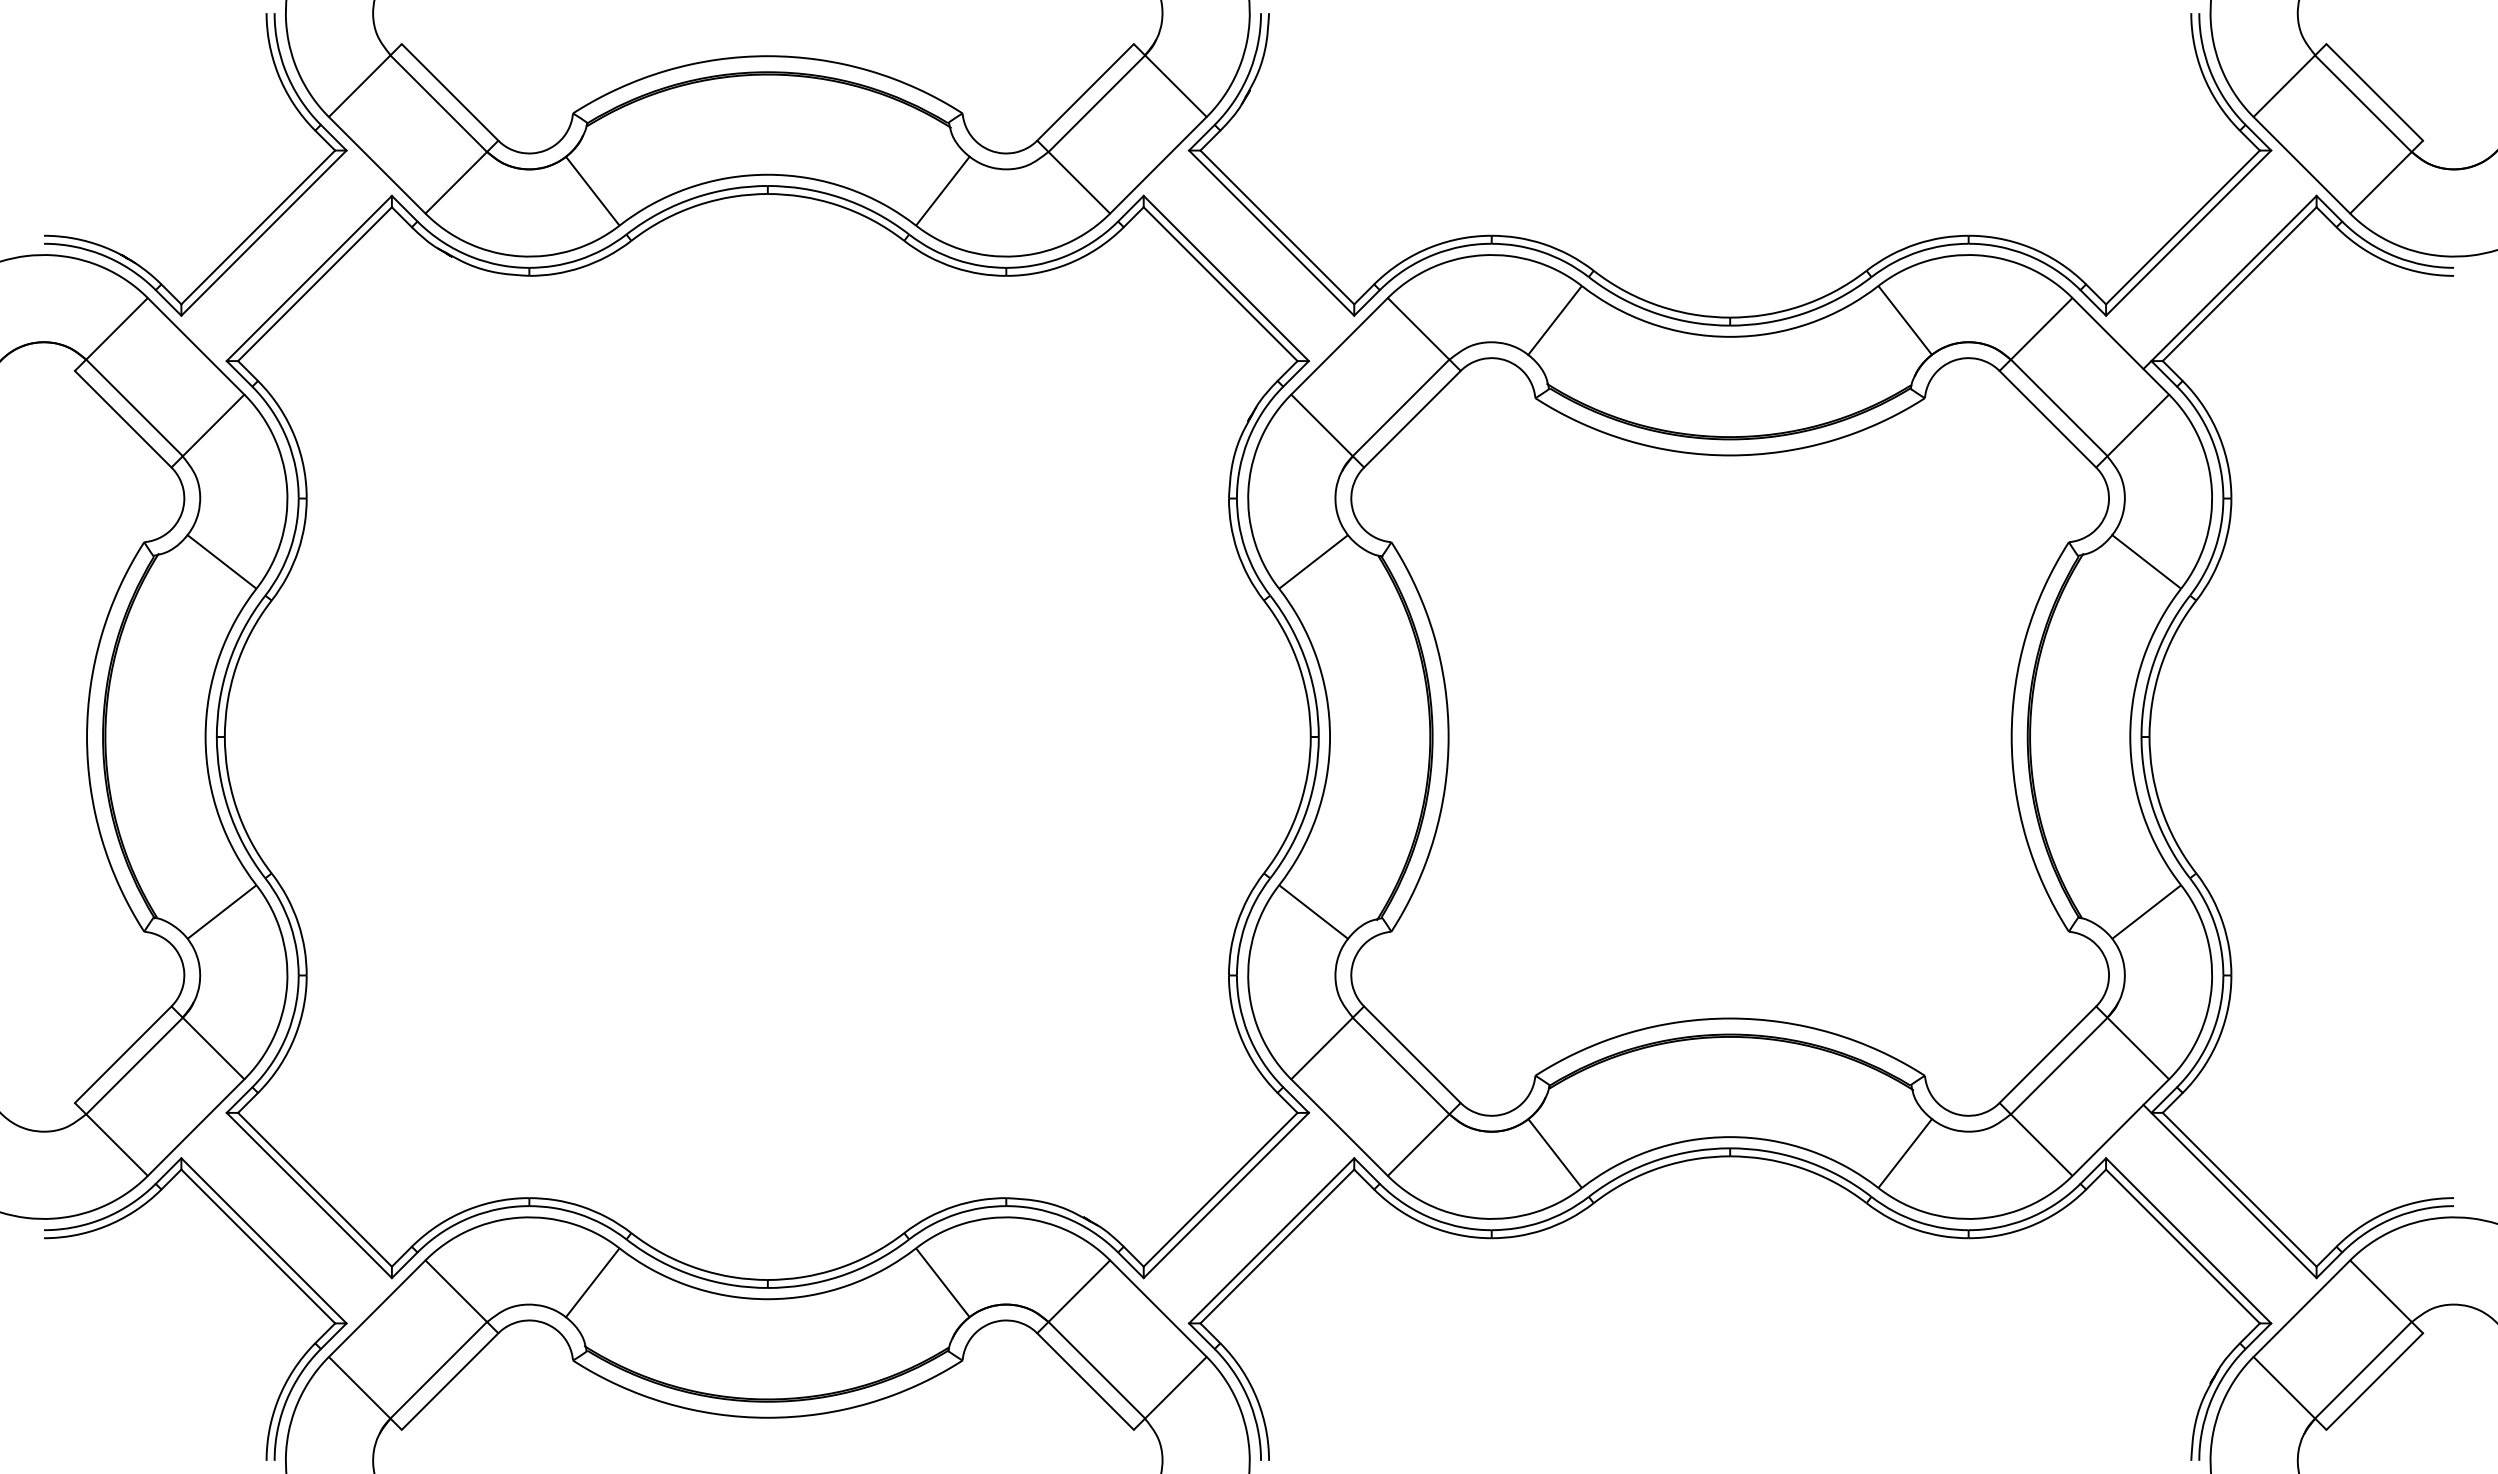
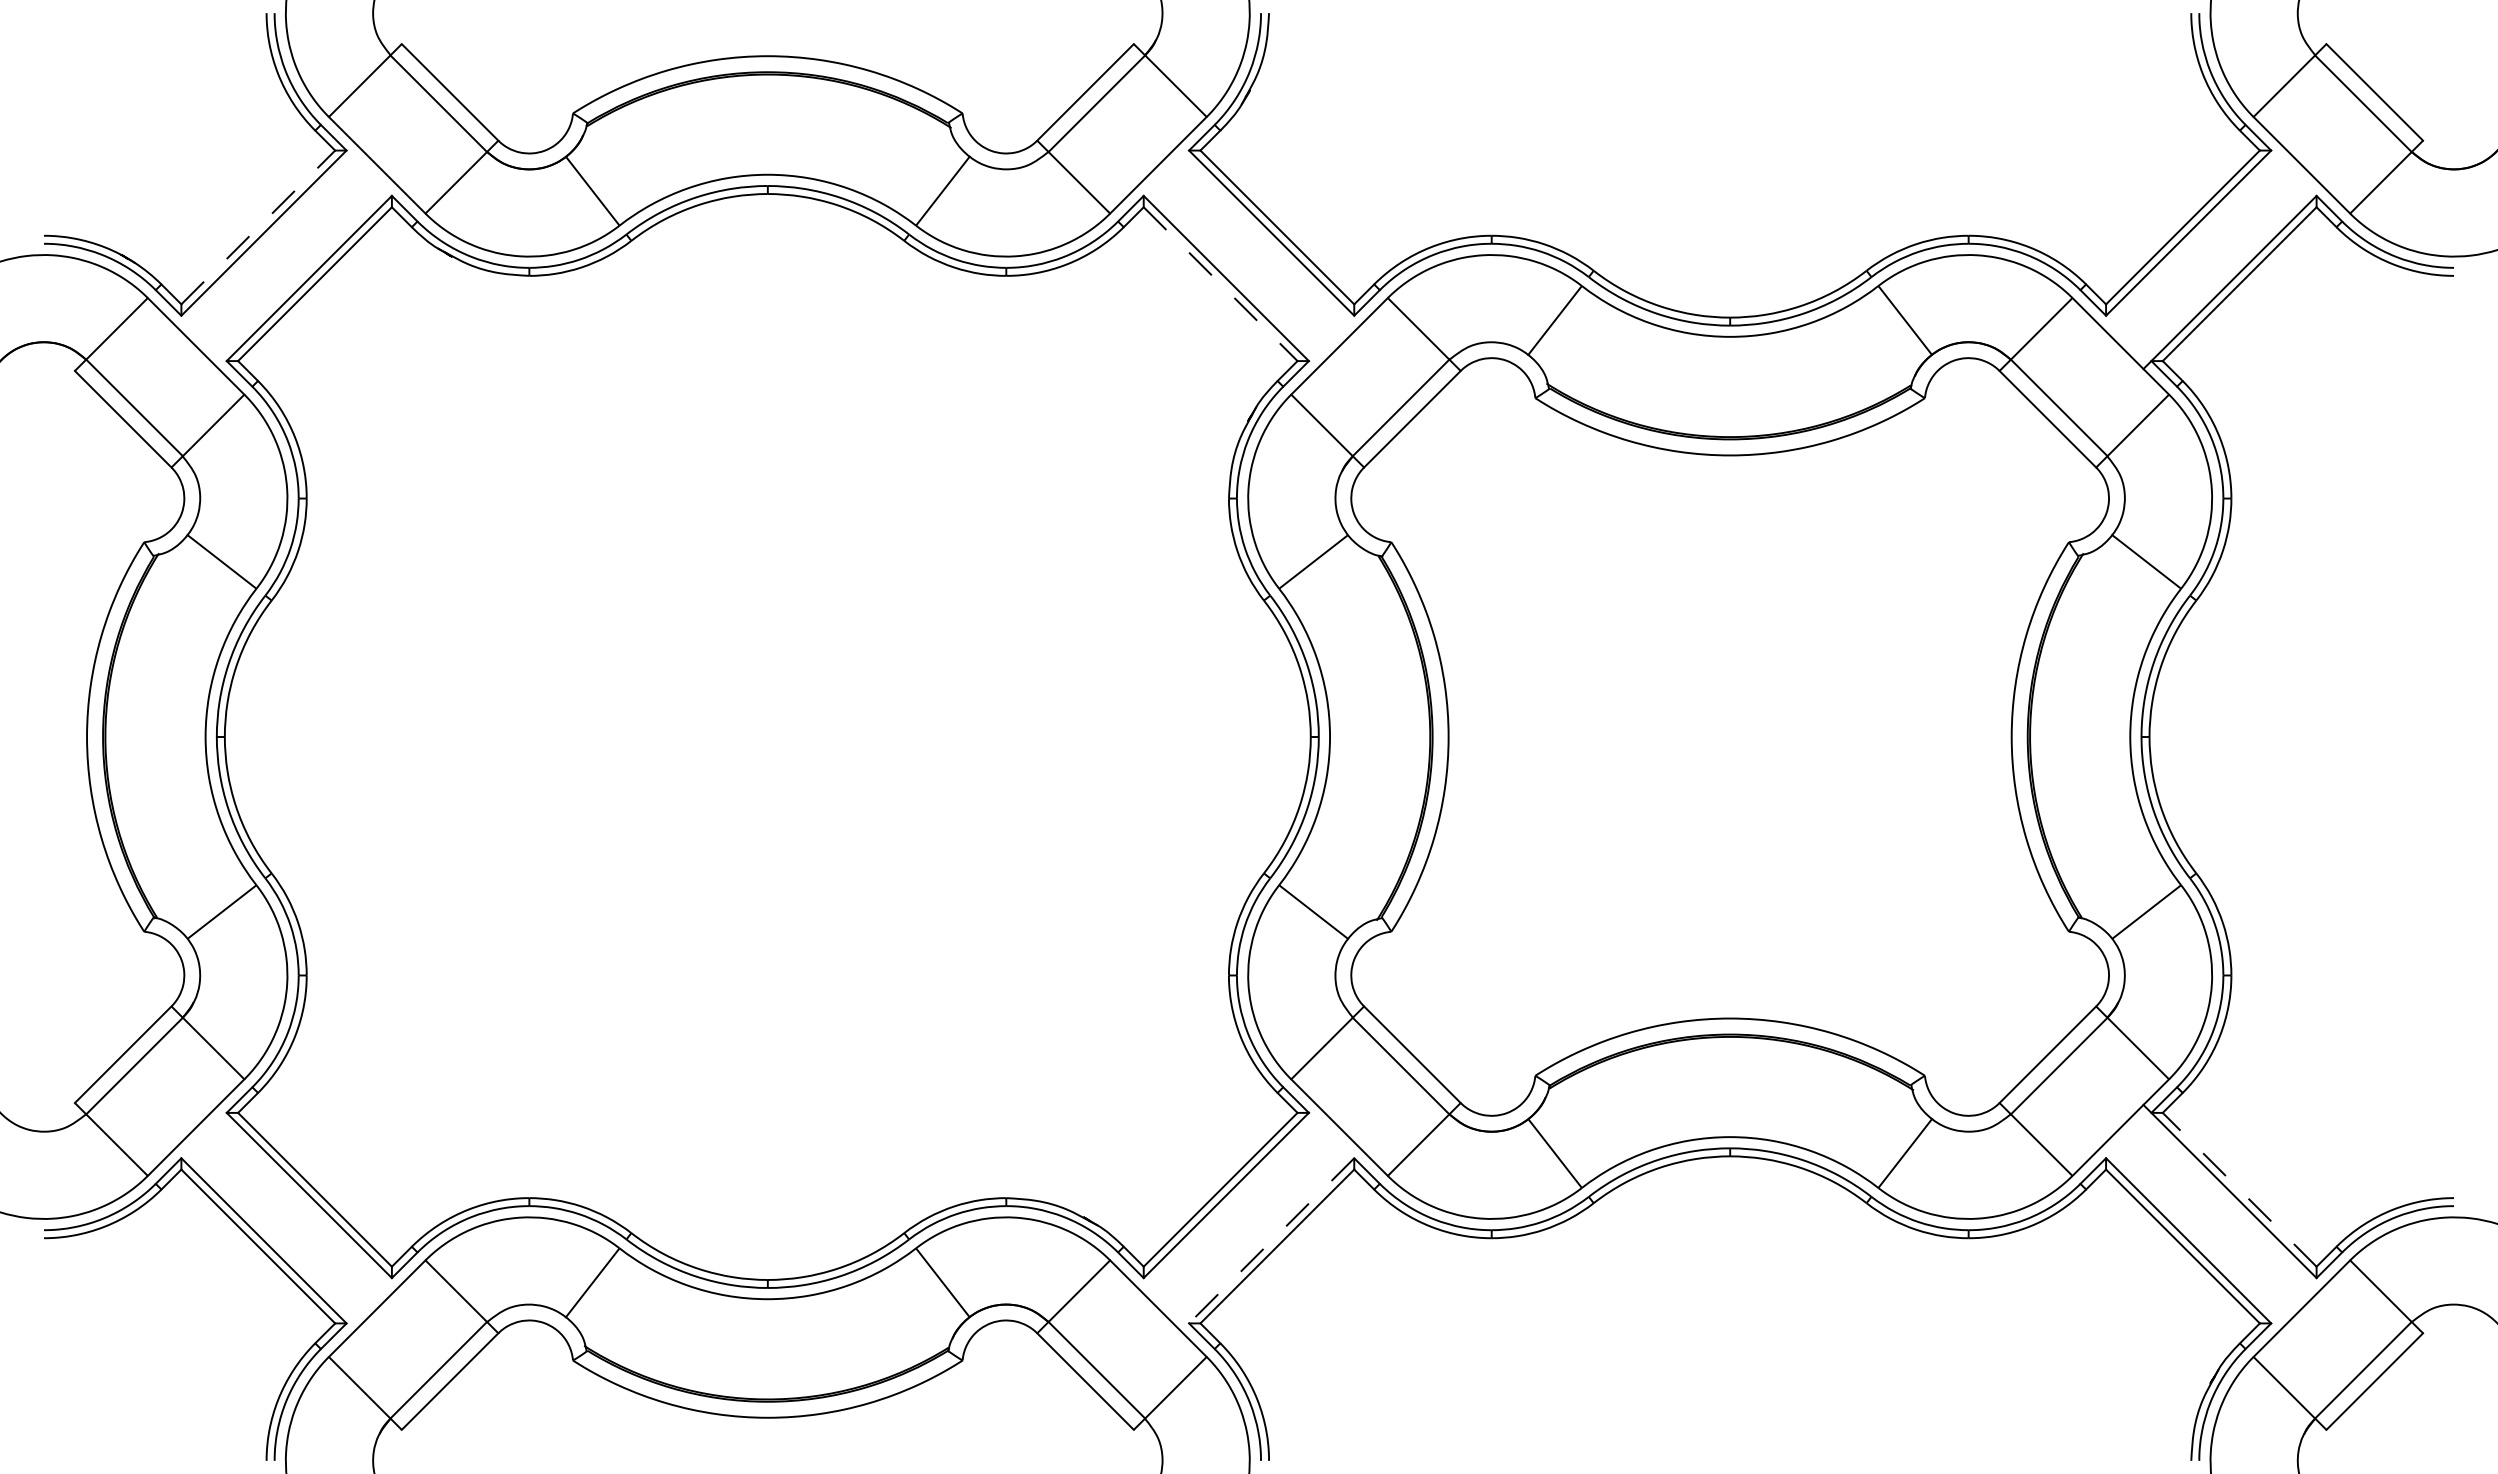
line: solid -> dashed (258, 227)
line: solid -> dashed (1220, 284)
line: solid -> dashed (2239, 1189)
line: solid -> dashed (1271, 1240)
